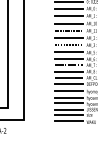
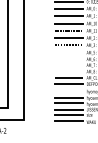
line: present -> none (68, 52)
line: present -> none (68, 59)
line: present -> none (68, 65)
line: present -> none (68, 72)
line: present -> none (68, 90)
